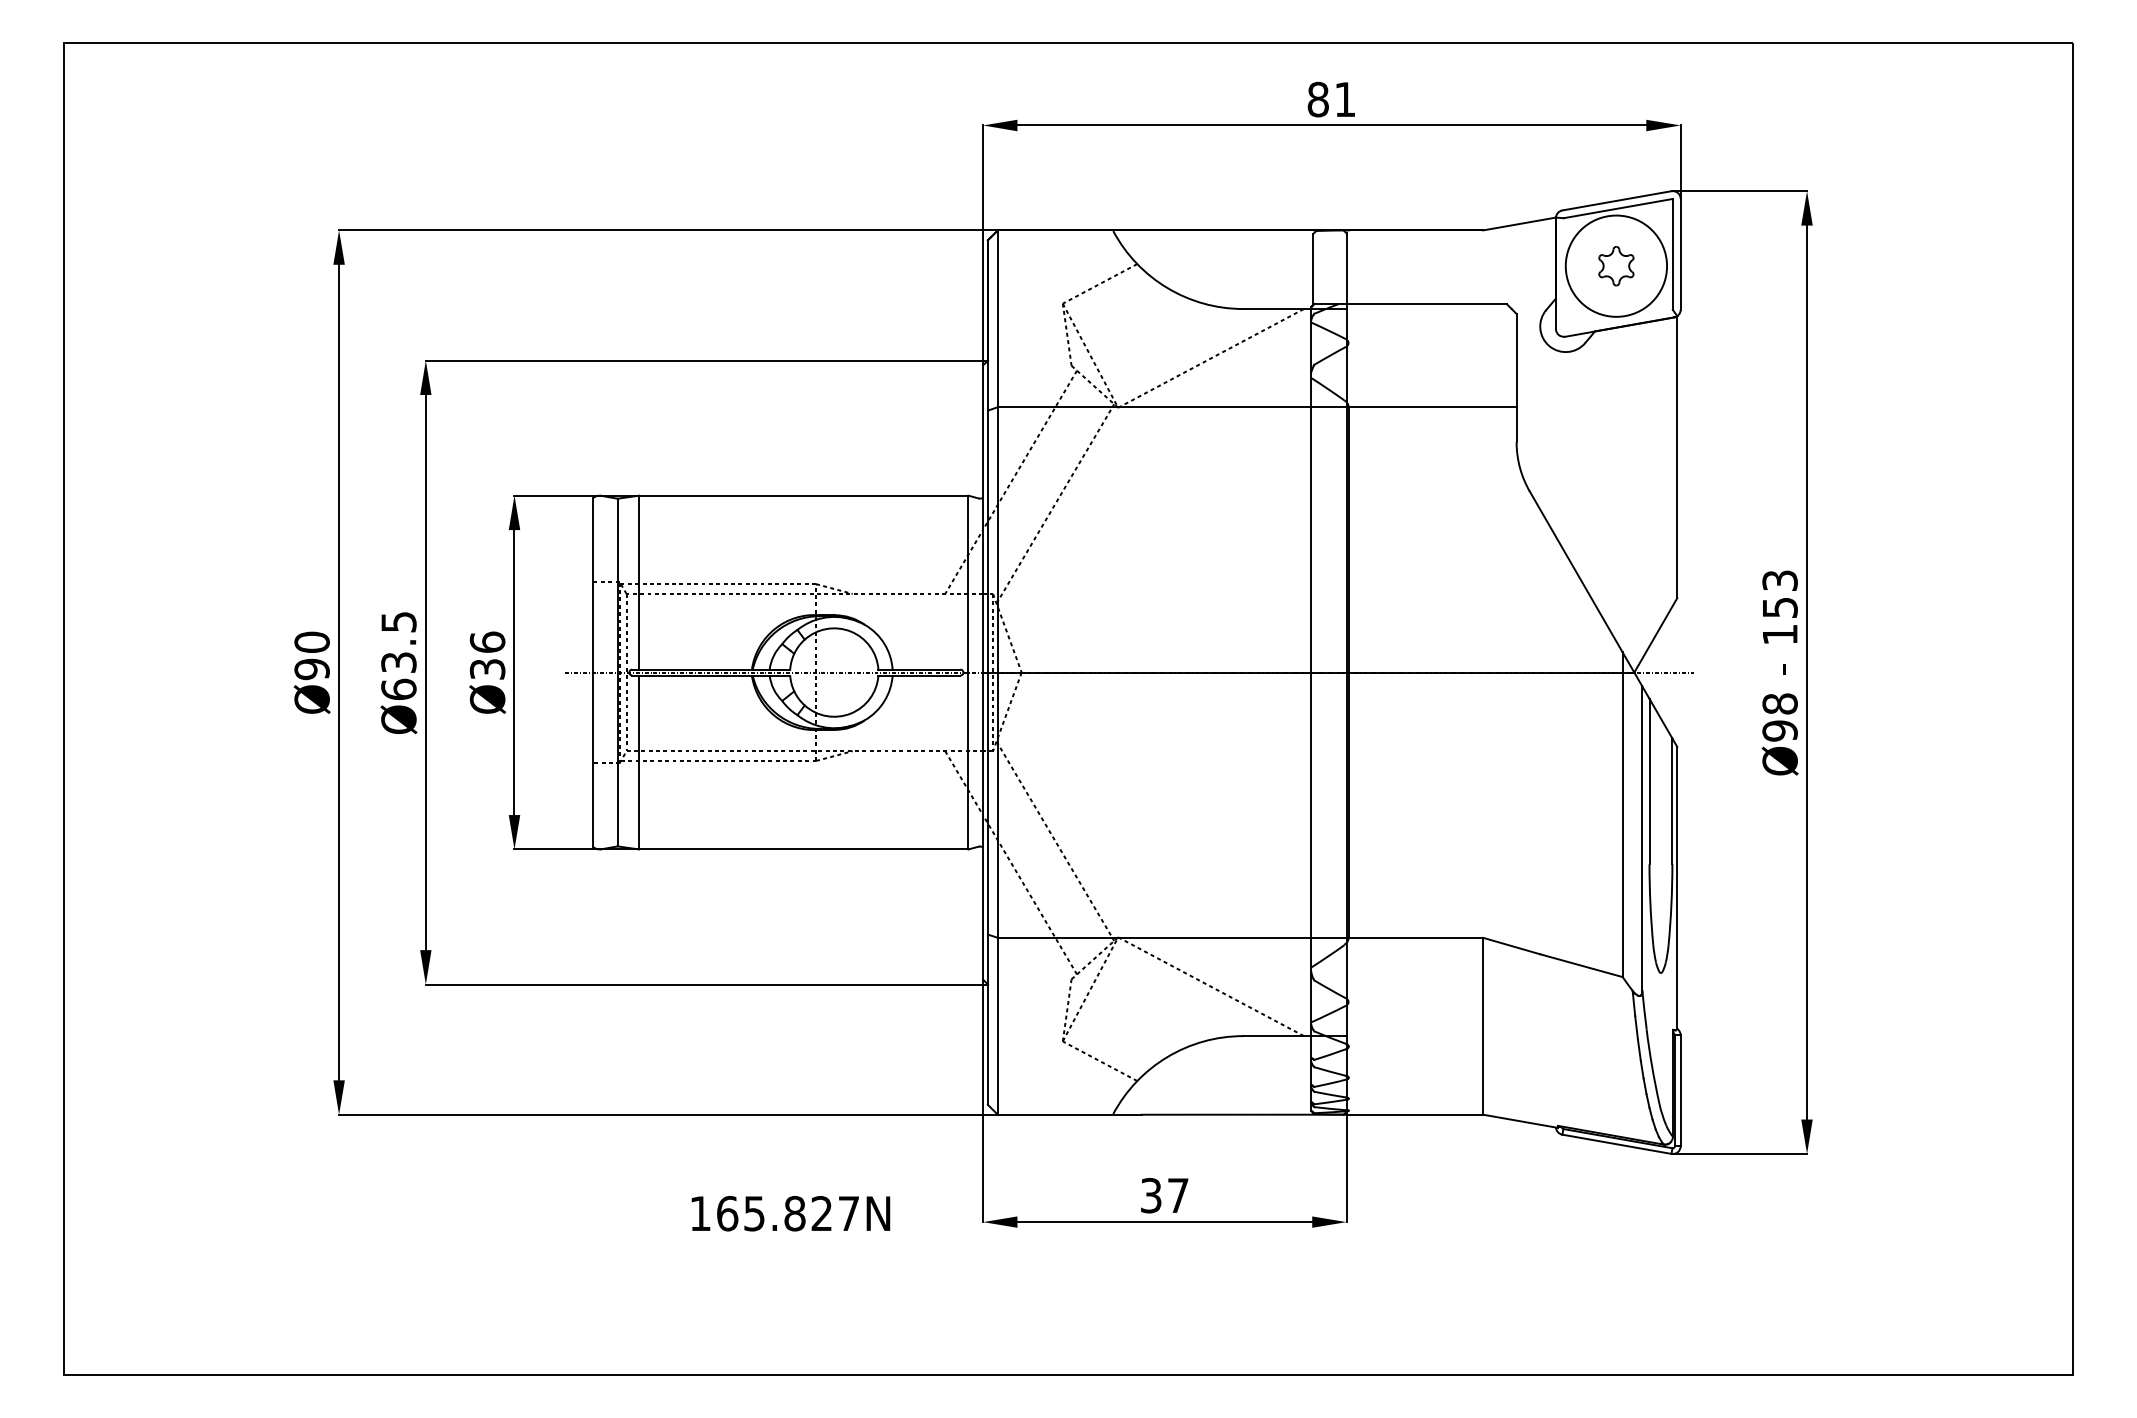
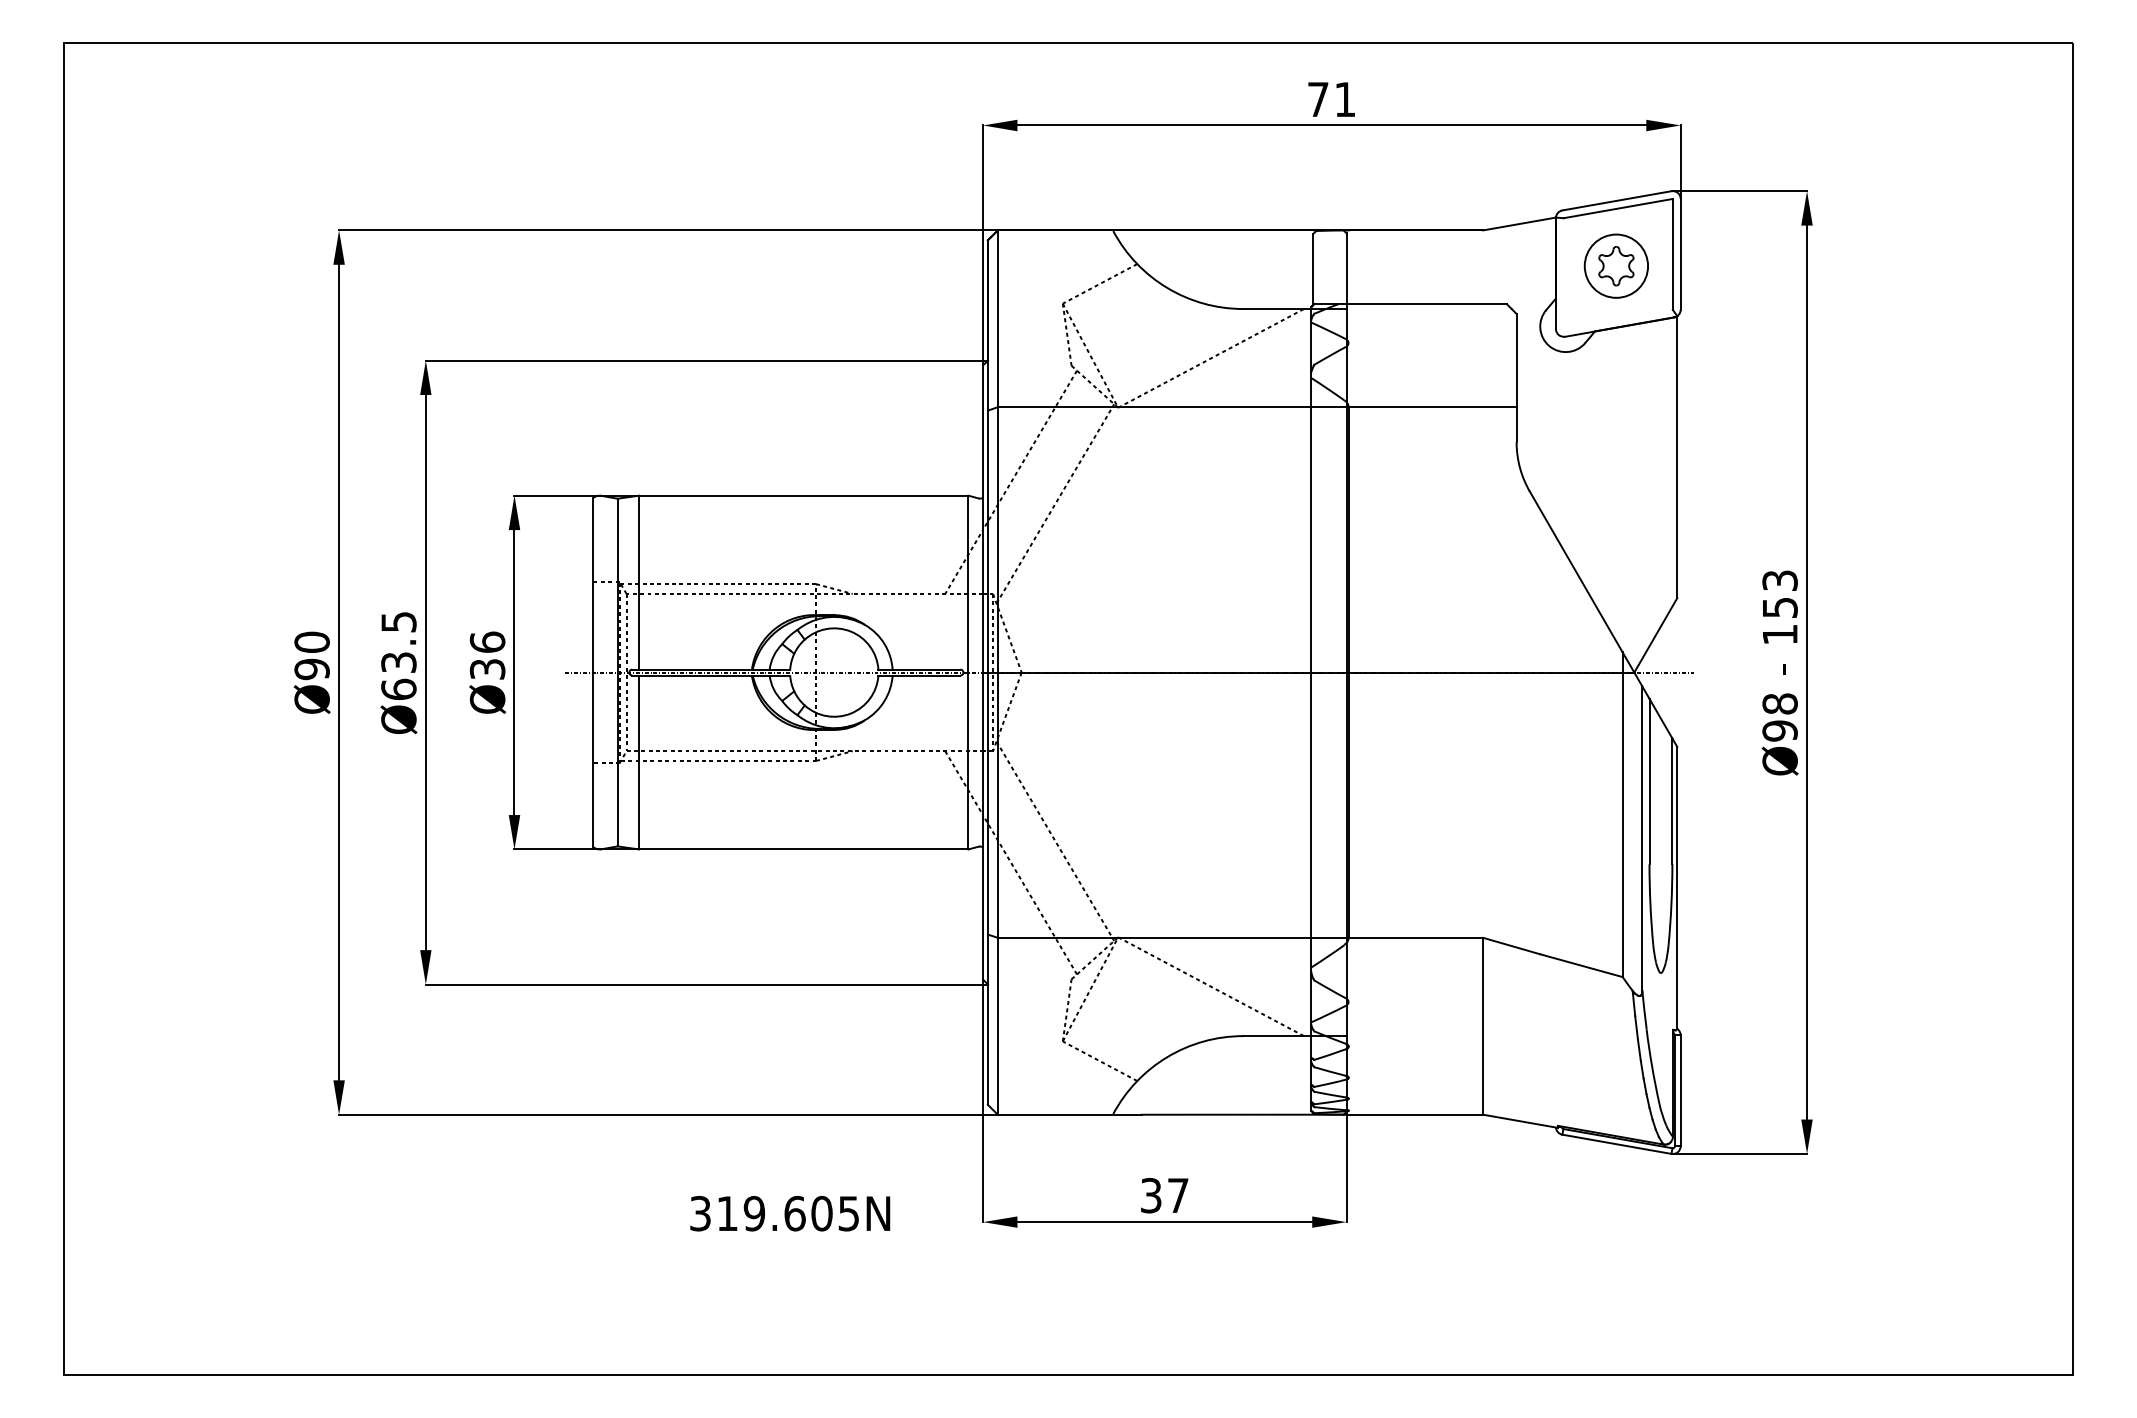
text: 81 -> 71 (1317, 99)
circle diameter: 101 px -> 63 px (1616, 265)
text: 165.827N -> 319.605N (774, 1213)
